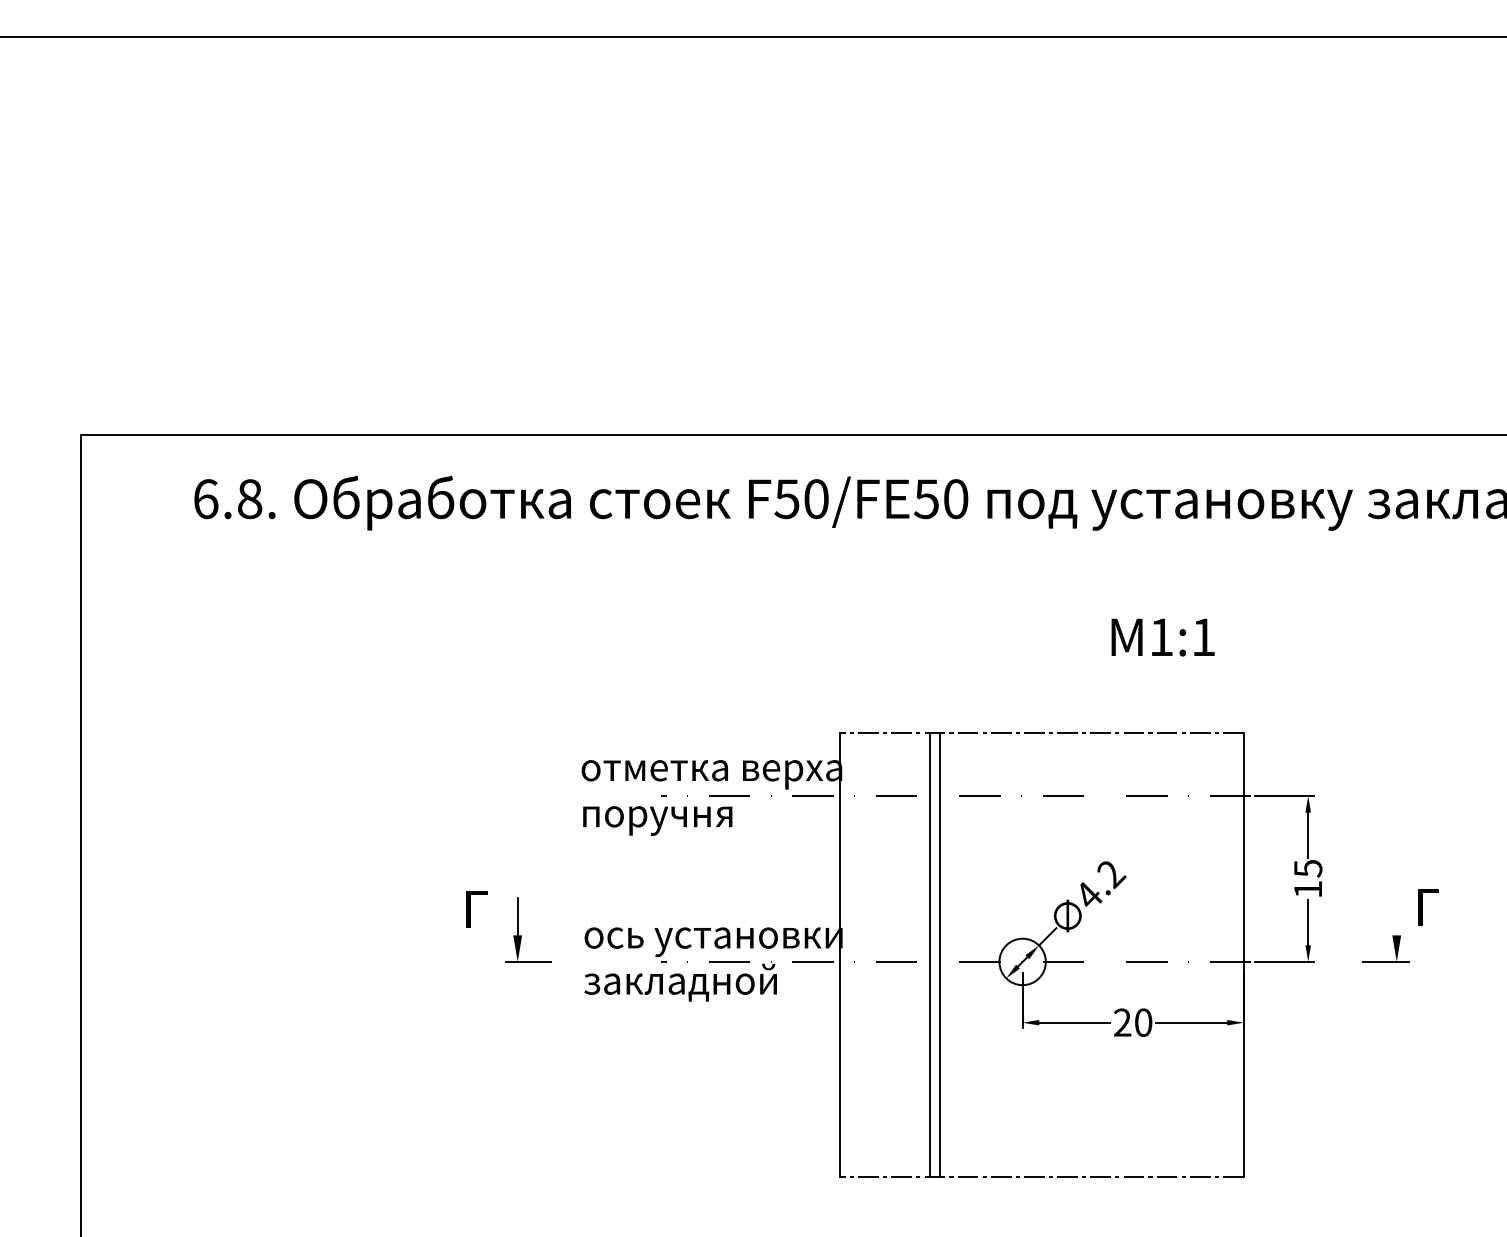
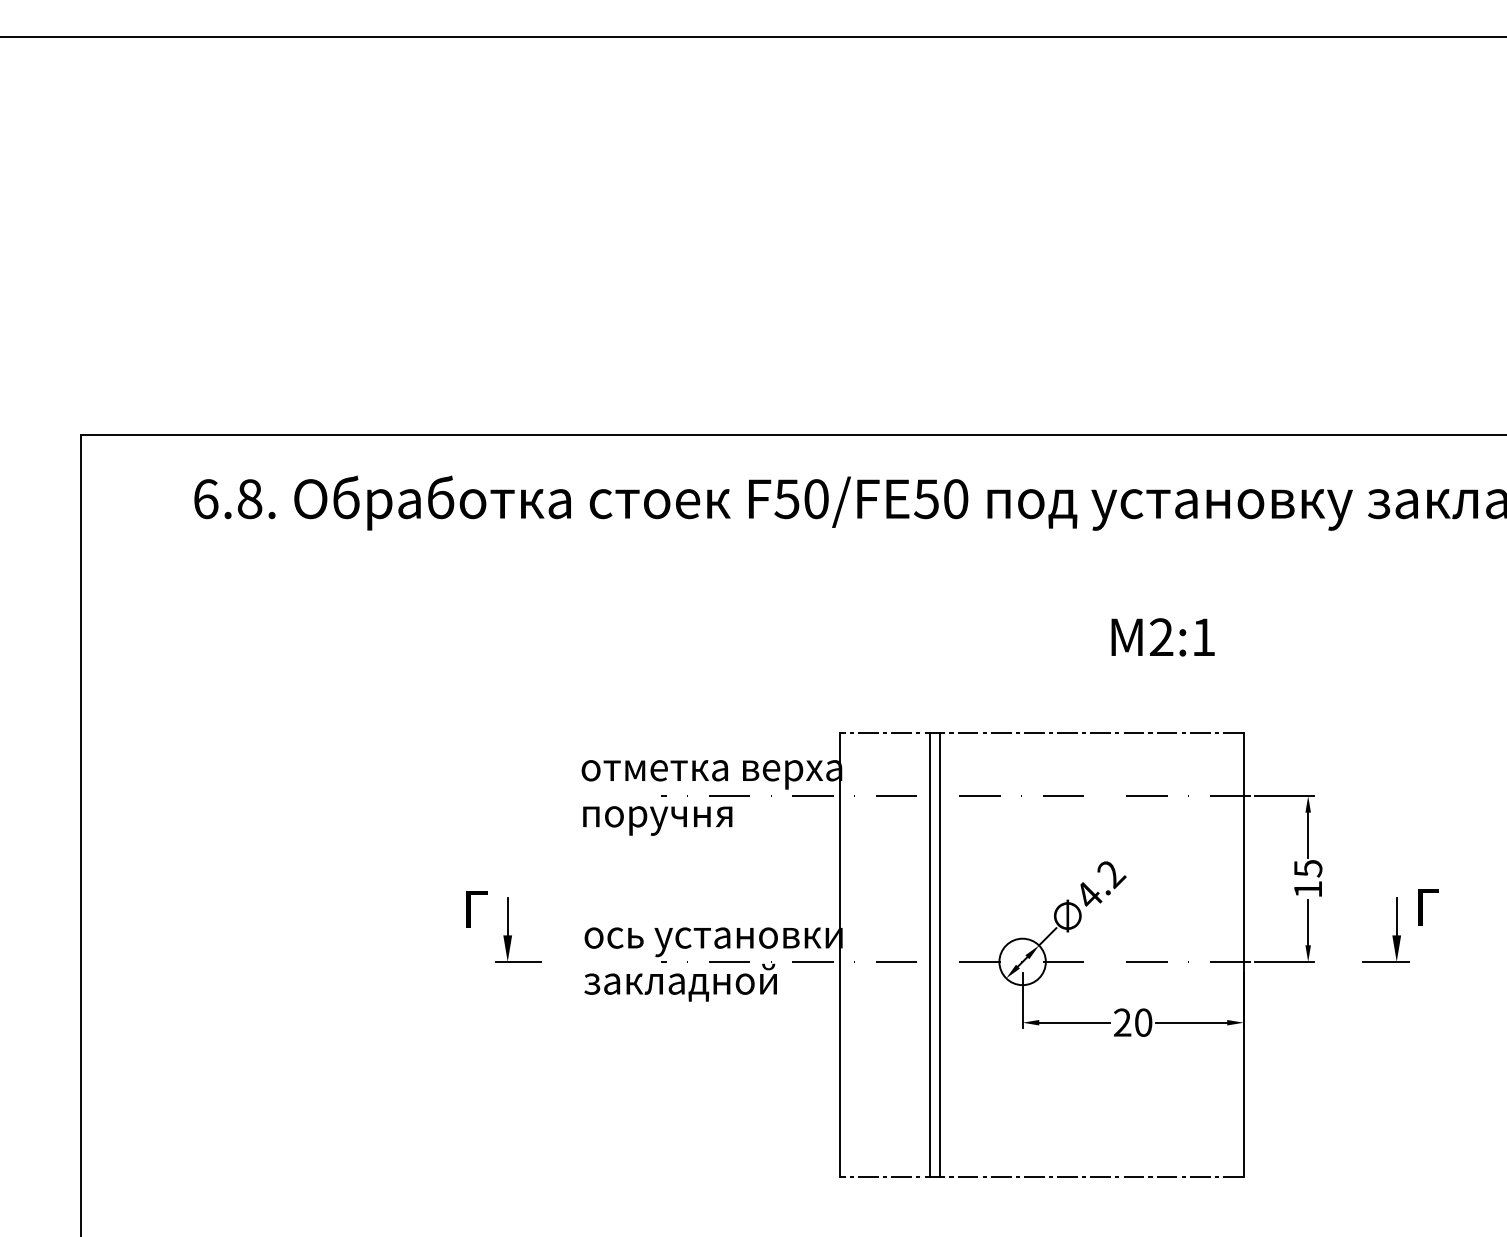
text: 1:1 -> 2:1 (1161, 636)
line: none -> present (1396, 916)
part position: (521, 935) -> (511, 935) (511, 935)
